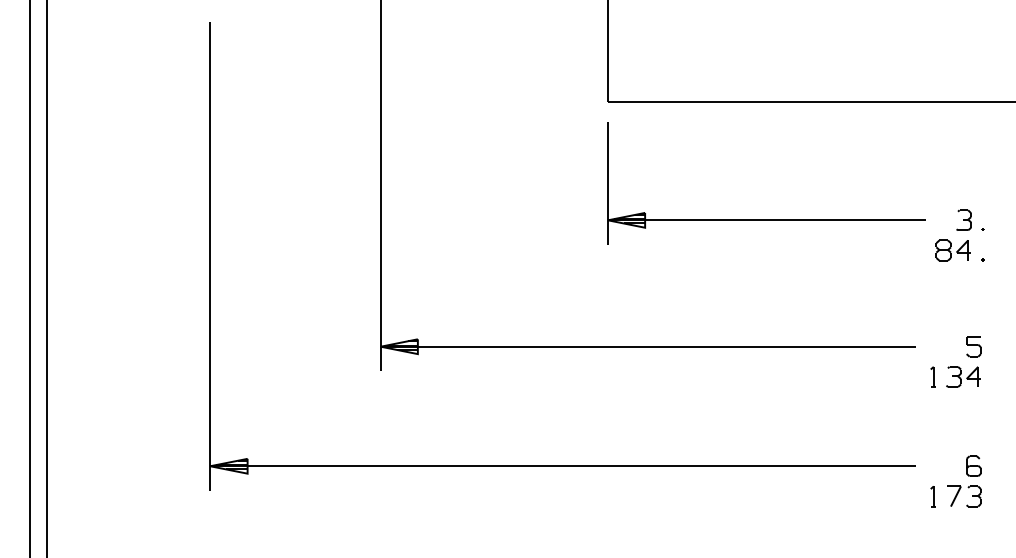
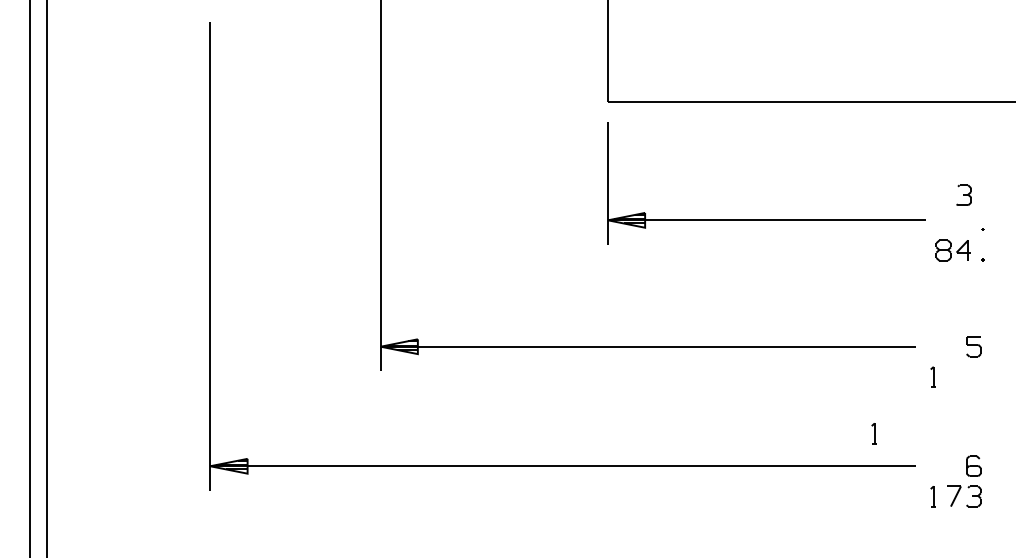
part position: (963, 219) -> (963, 194) (963, 194)
part: present -> none (963, 376)
part: none -> present (873, 433)
